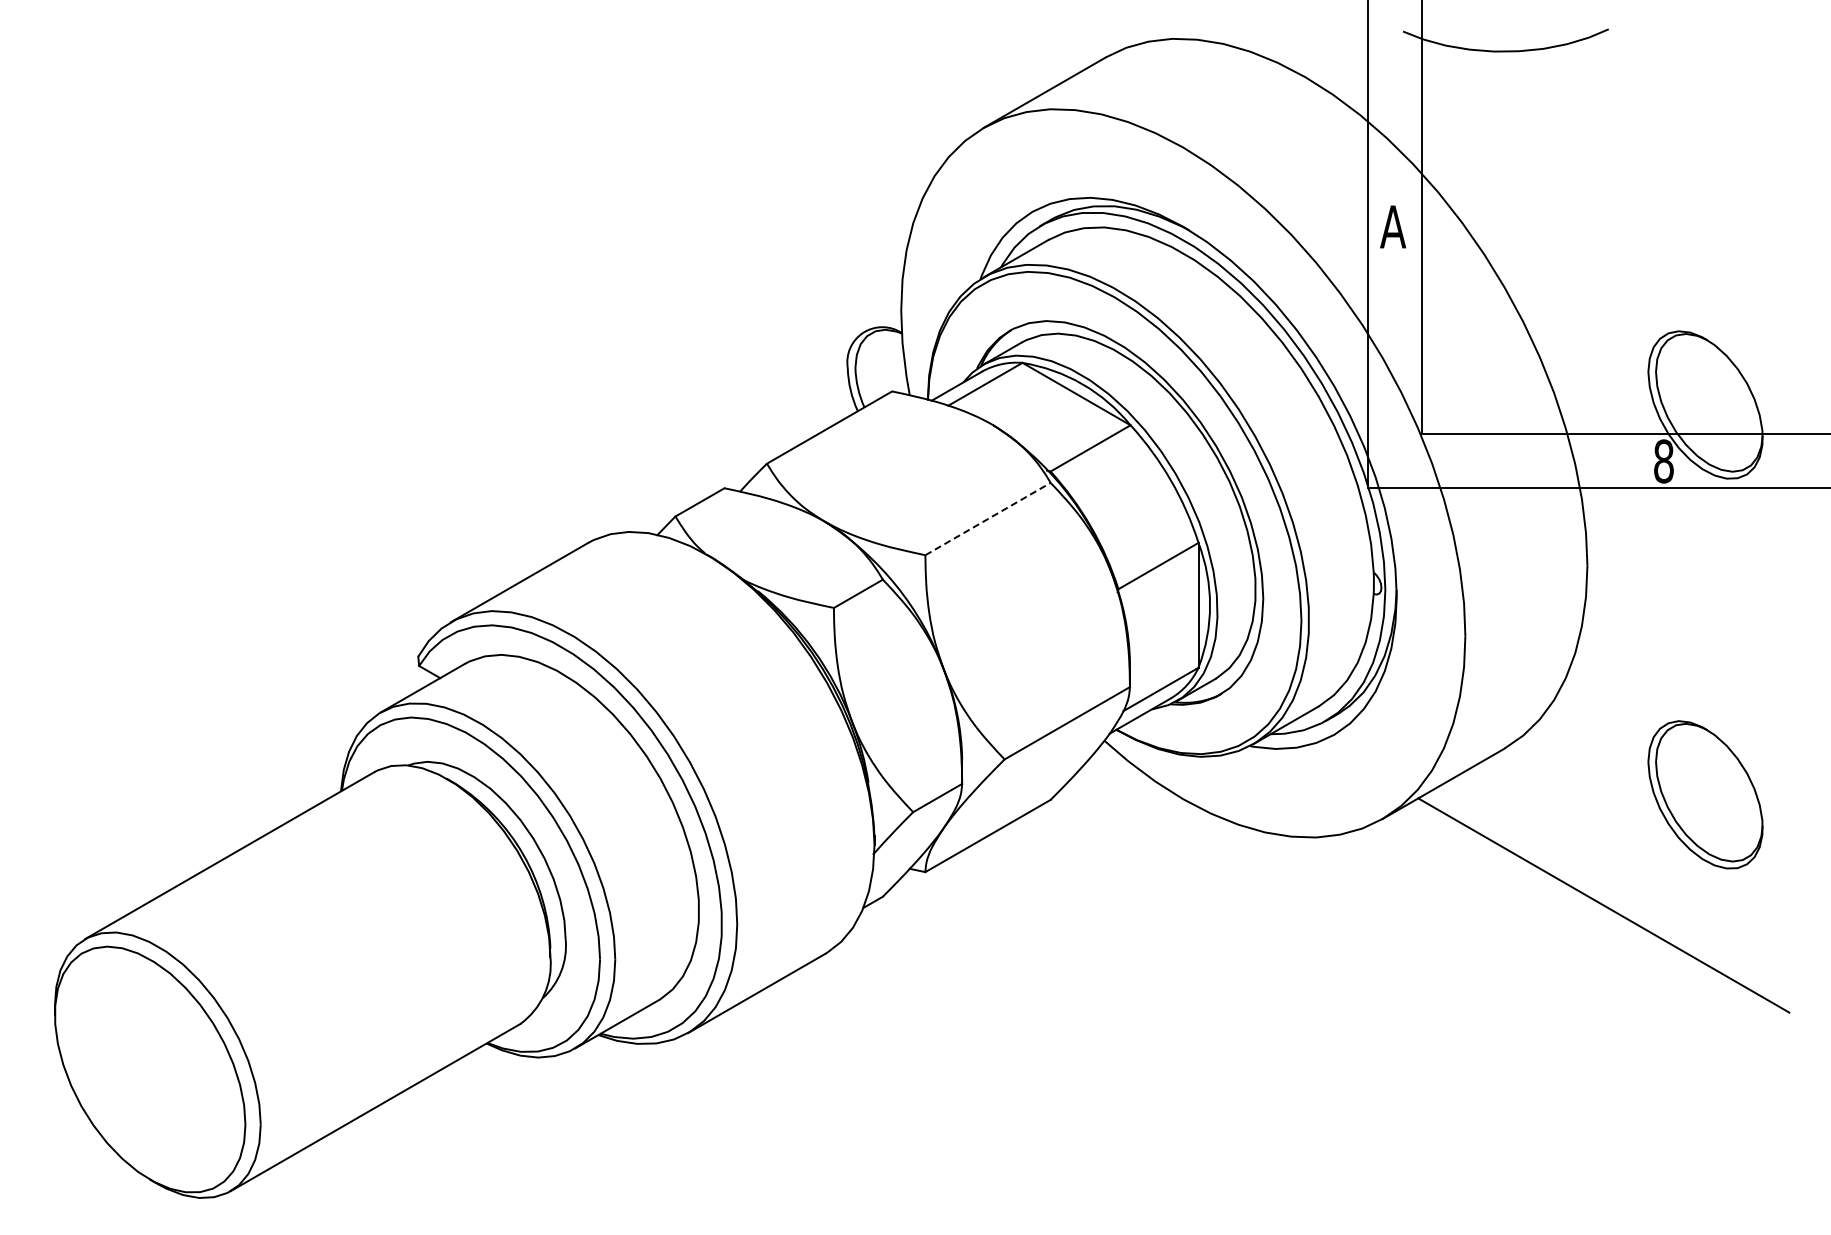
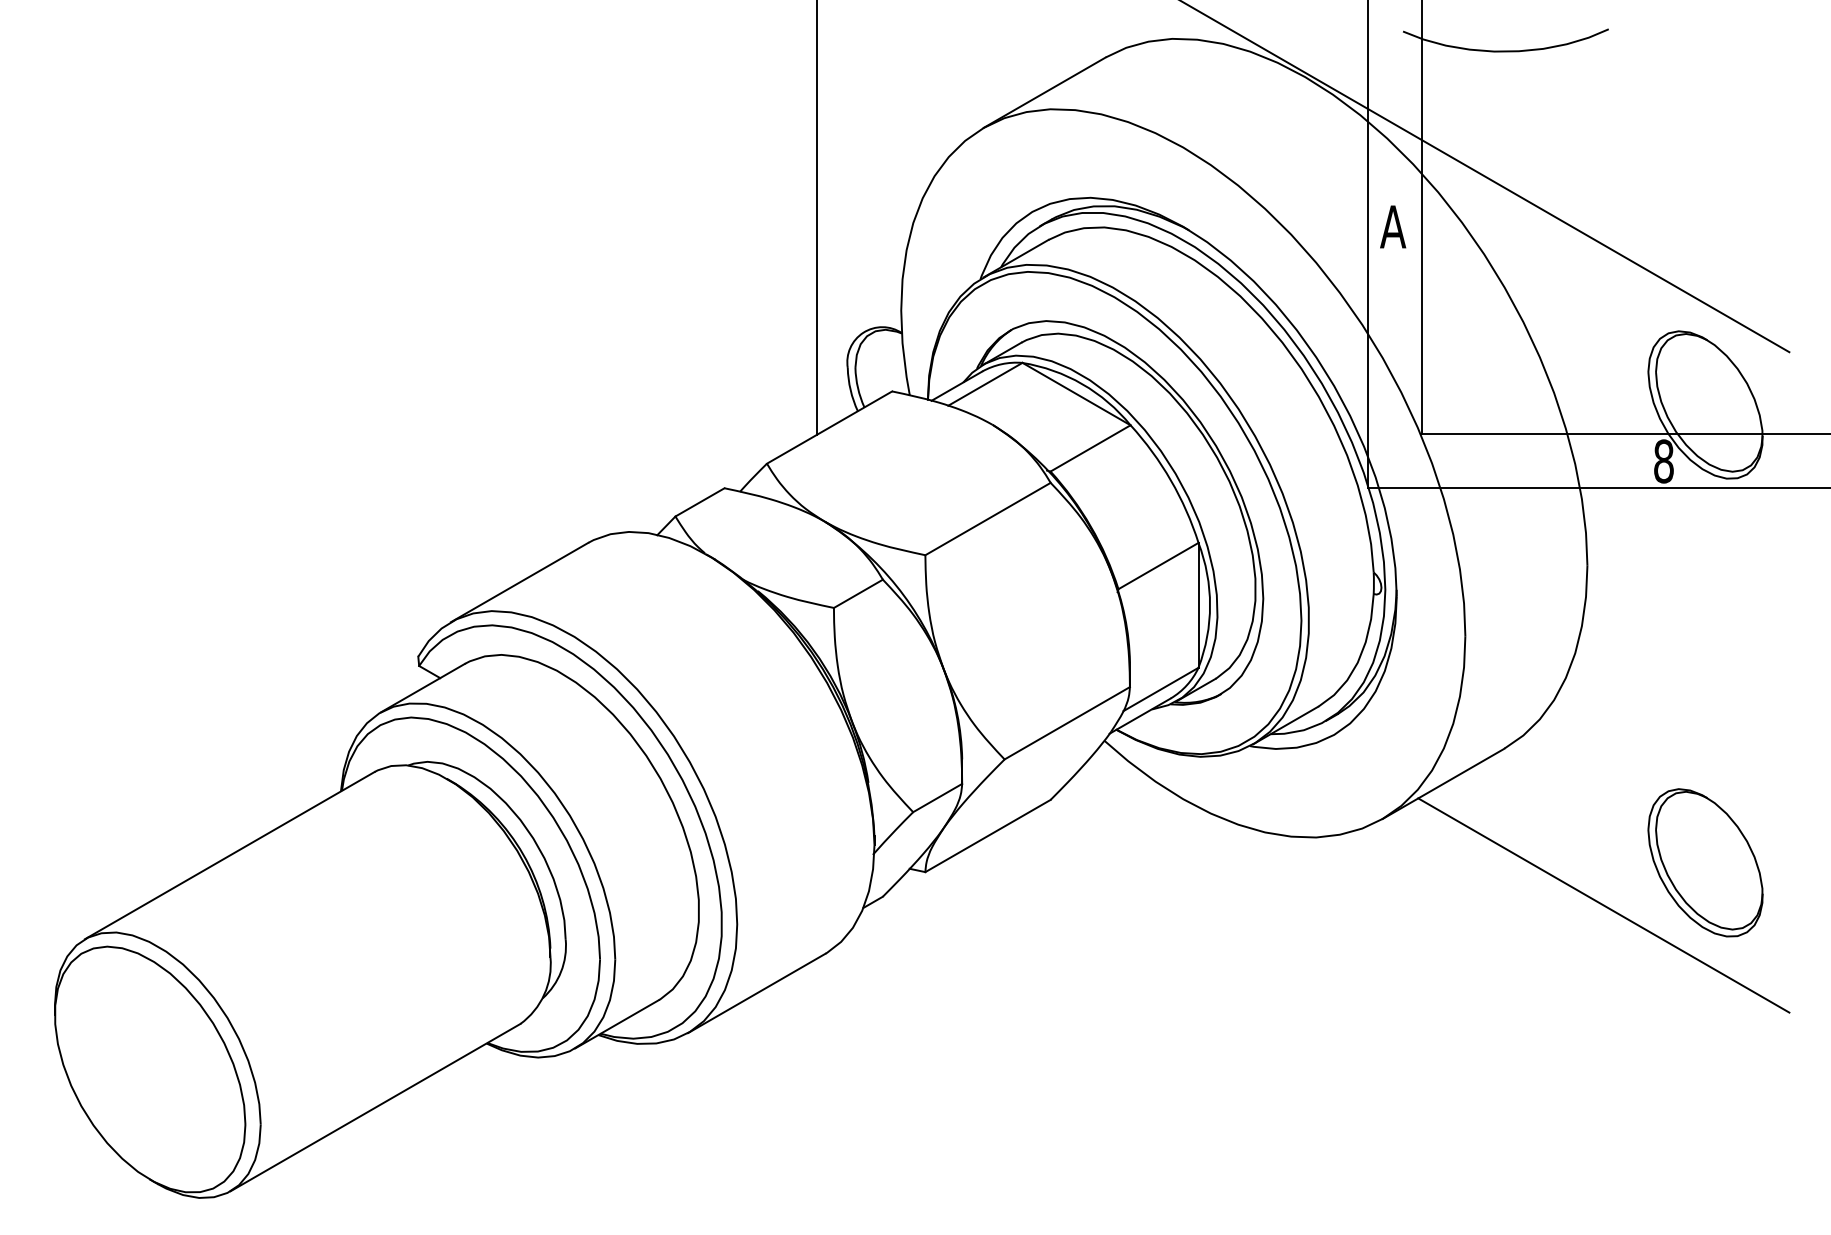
line: none -> present (1486, 177)
line: none -> present (817, 218)
line: dashed -> solid (988, 518)
part position: (1705, 794) -> (1705, 862) (1705, 862)
